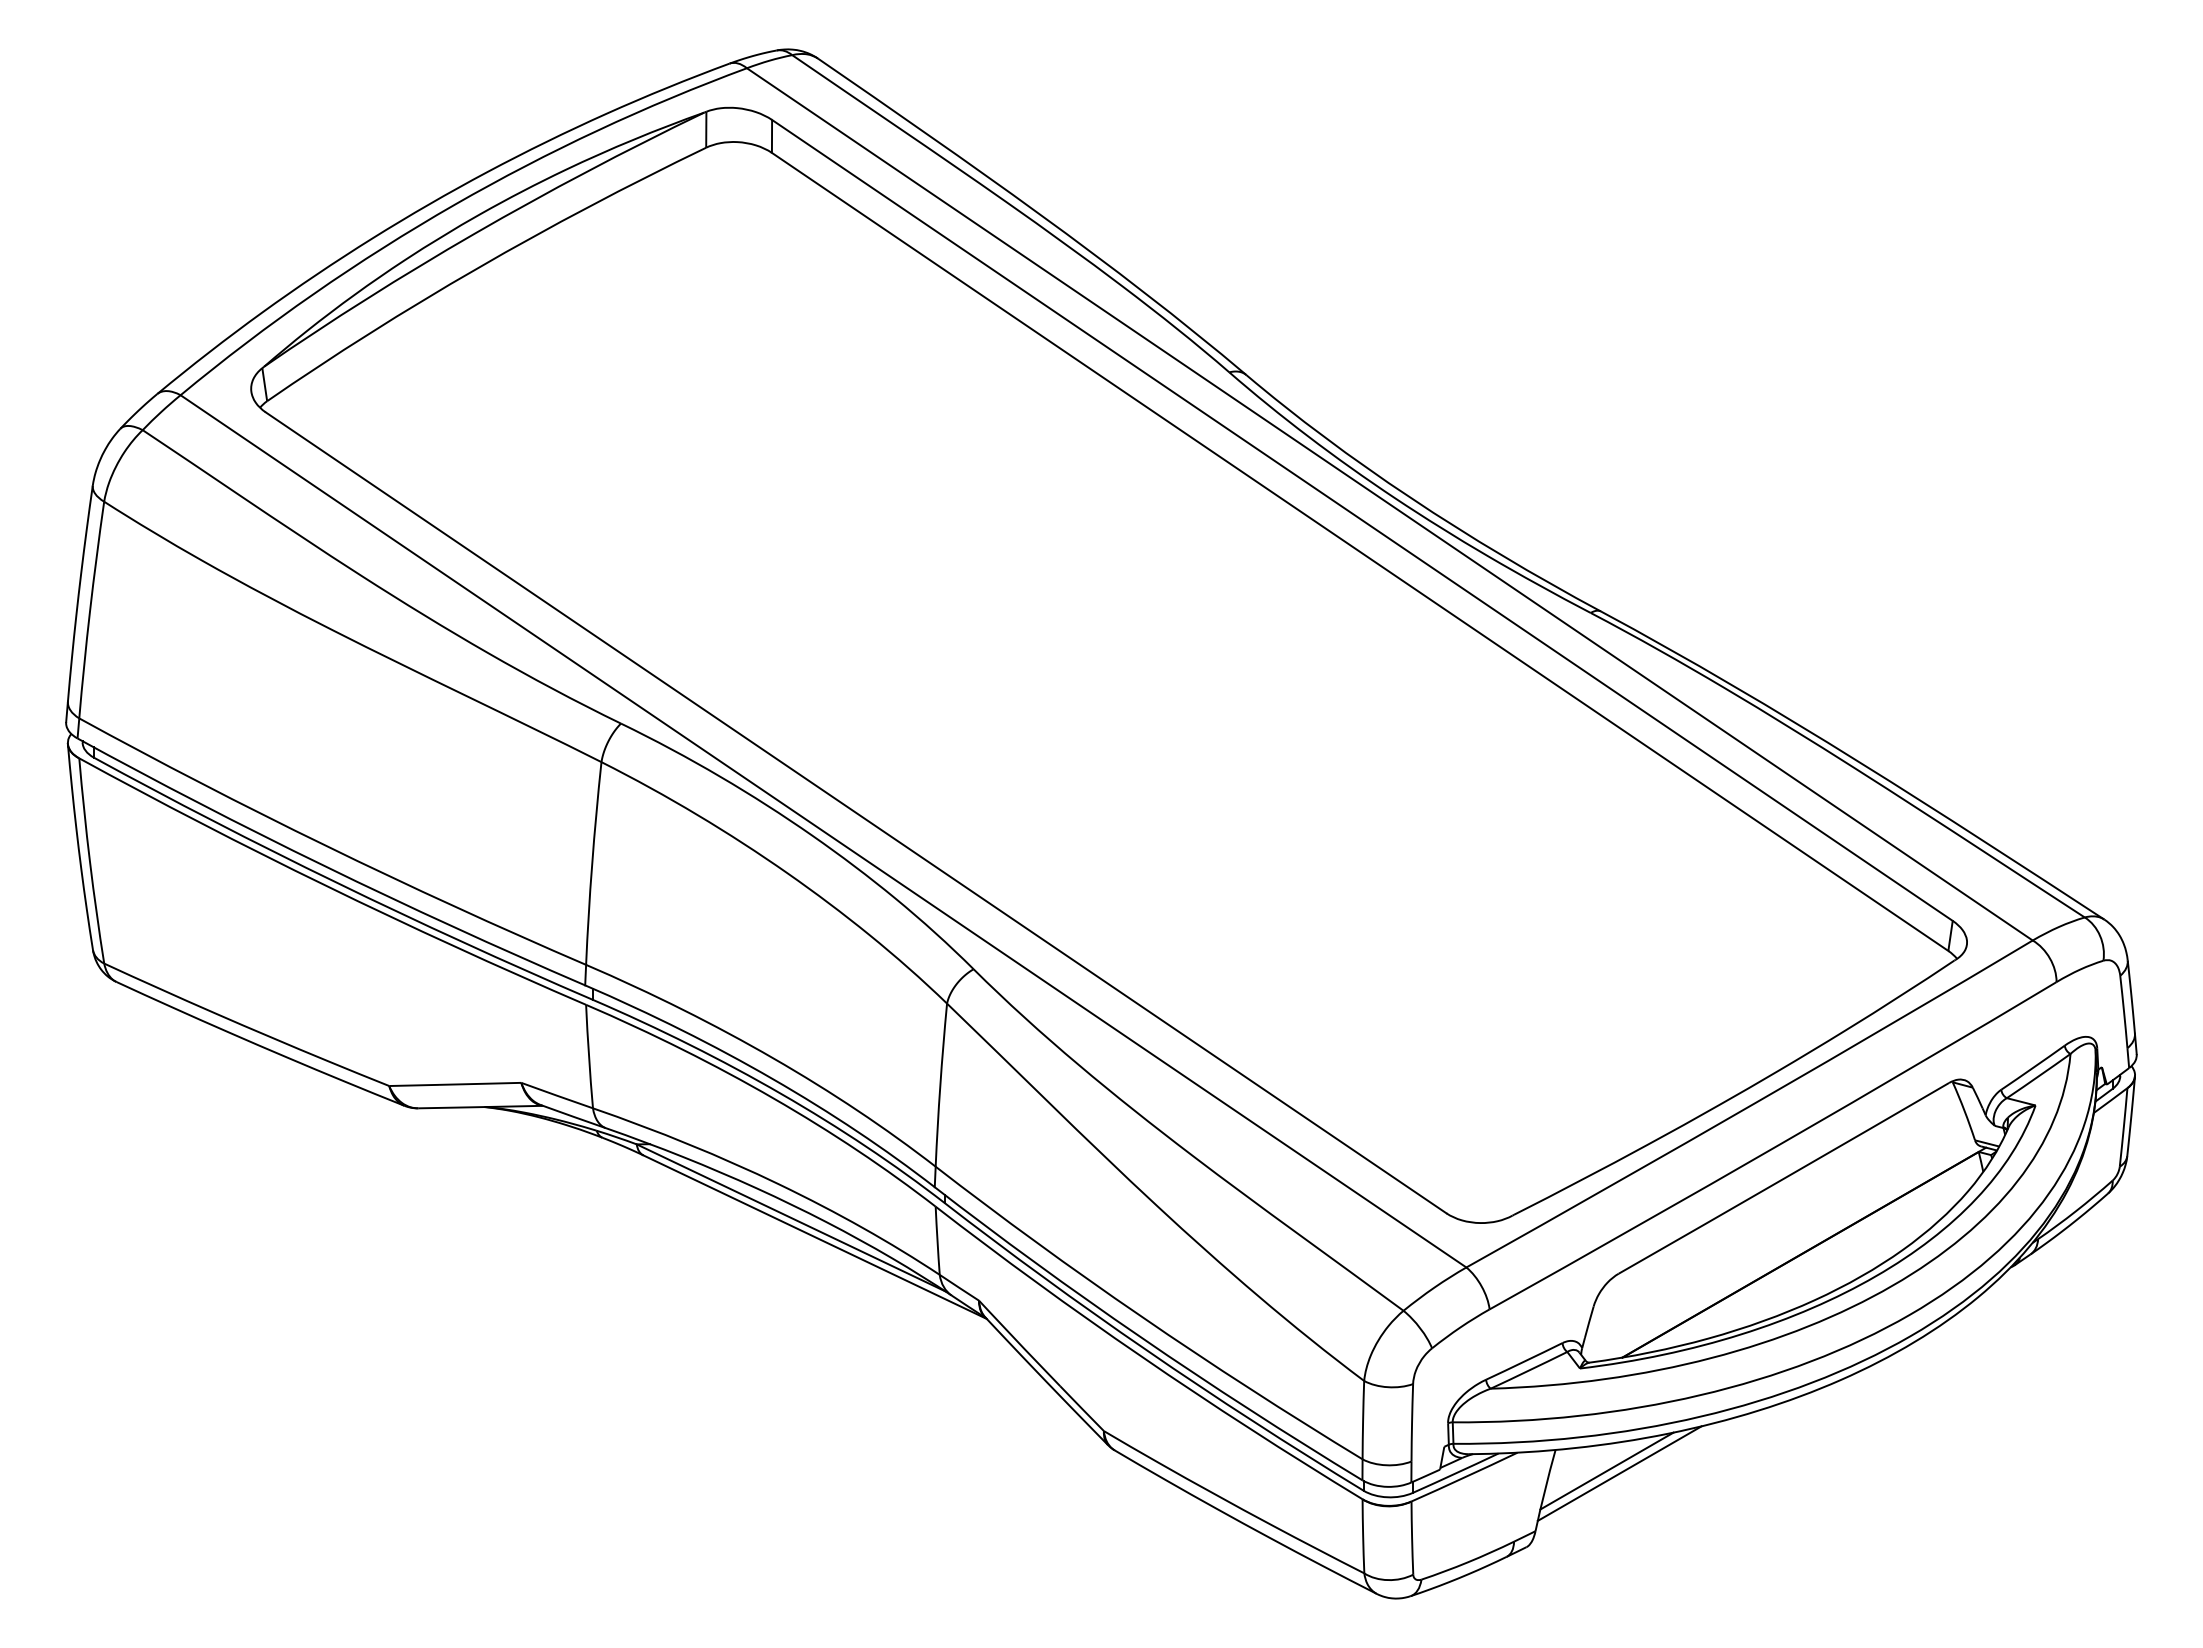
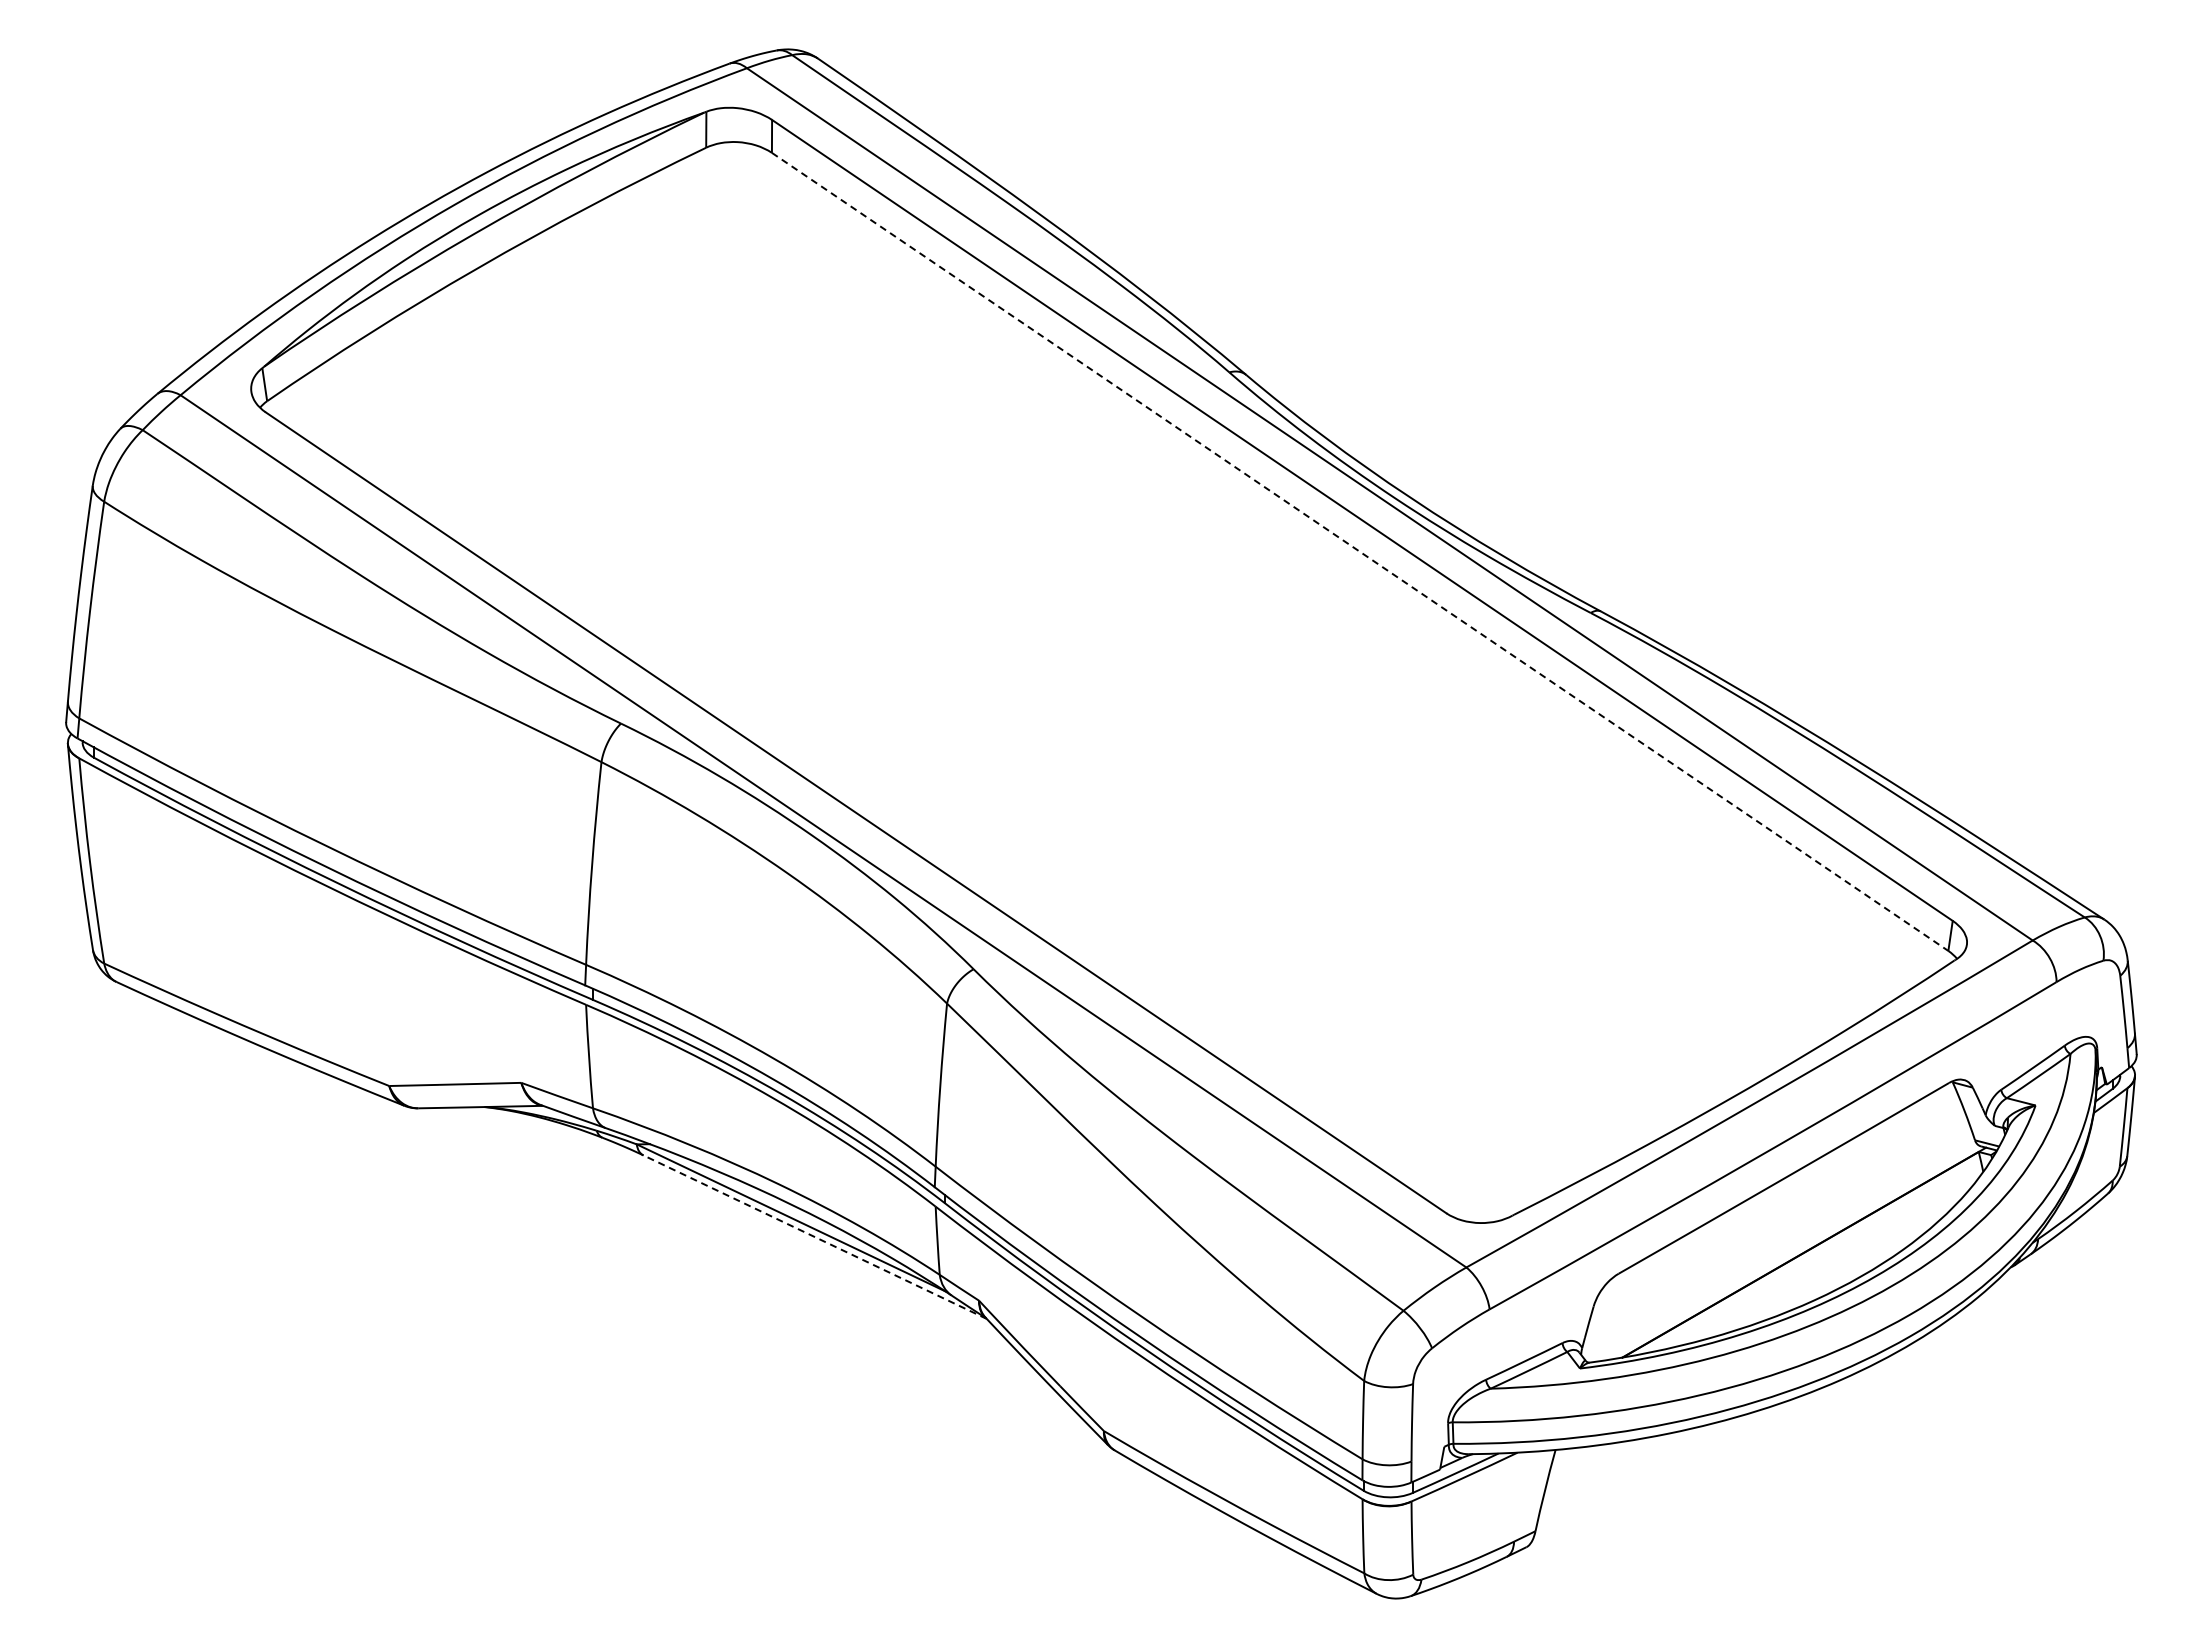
line: solid -> dashed (1360, 551)
line: solid -> dashed (814, 1236)
line: present -> none (1606, 1470)
line: present -> none (1619, 1473)
